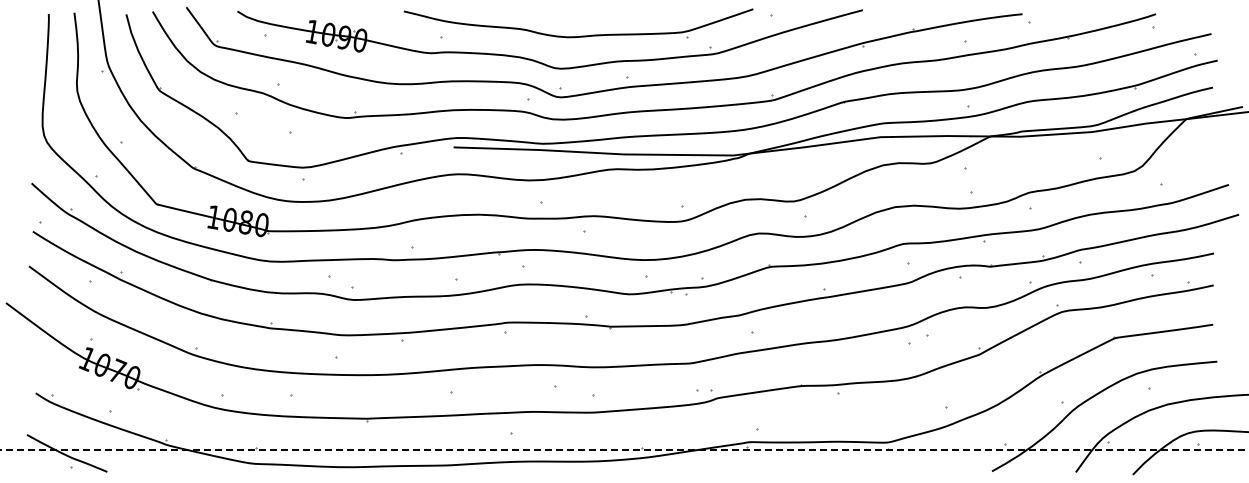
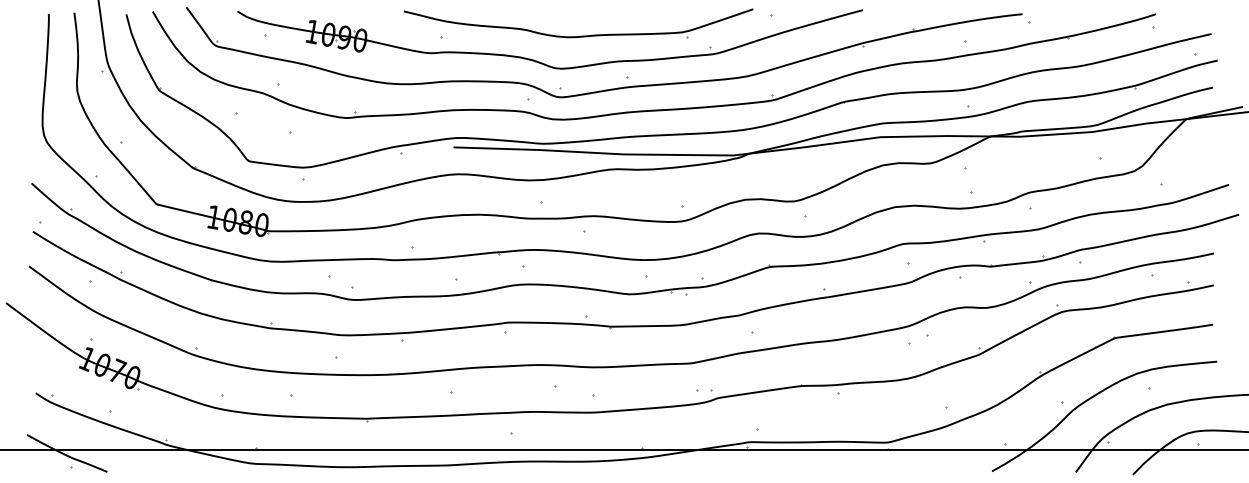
line: dashed -> solid (625, 449)
